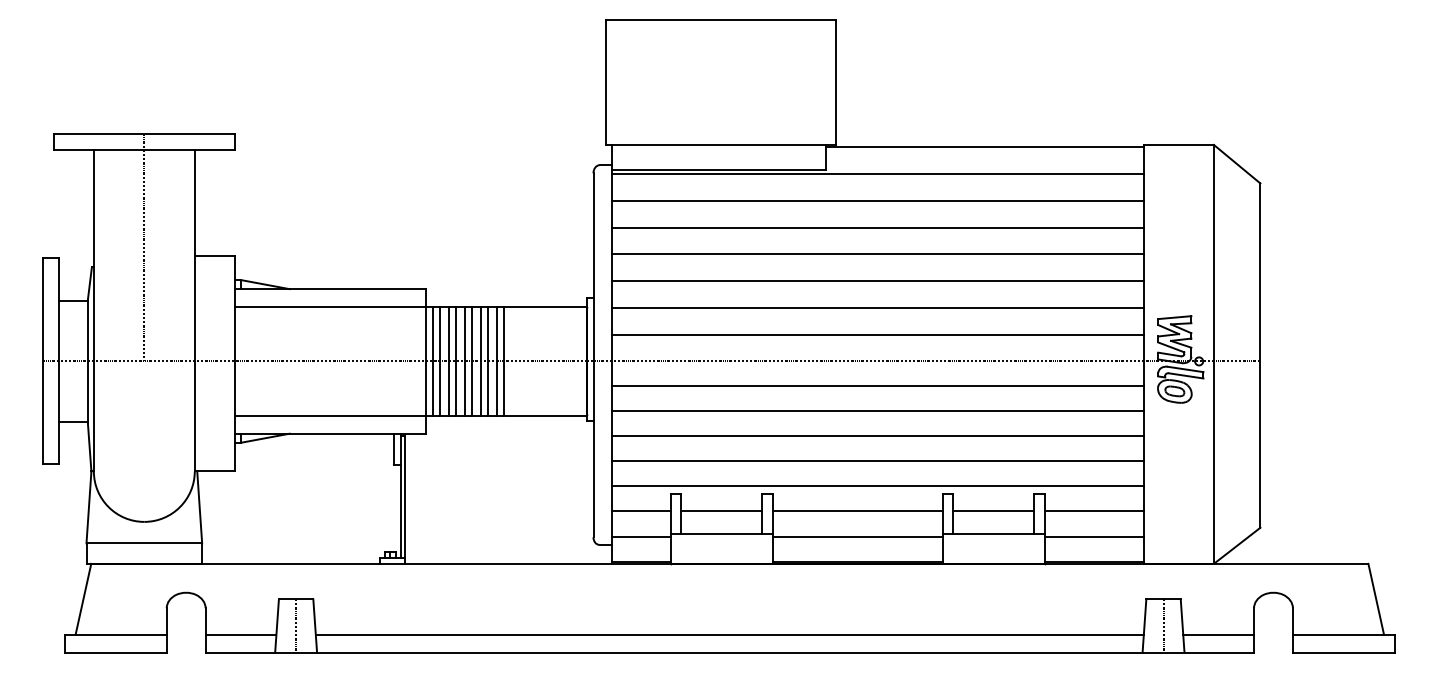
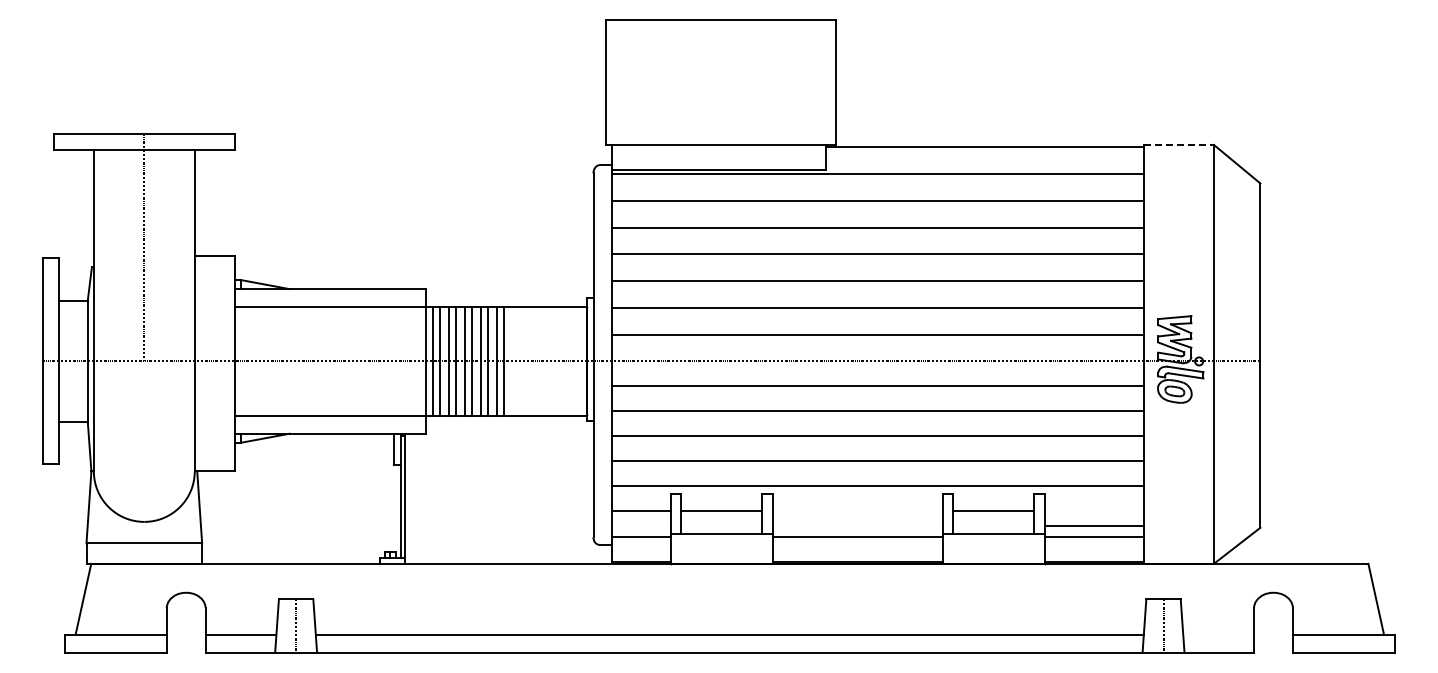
line: solid -> dashed (1179, 144)
line: present -> none (857, 511)
line position: (1094, 511) -> (1094, 526) (1094, 526)
line: present -> none (1218, 634)
